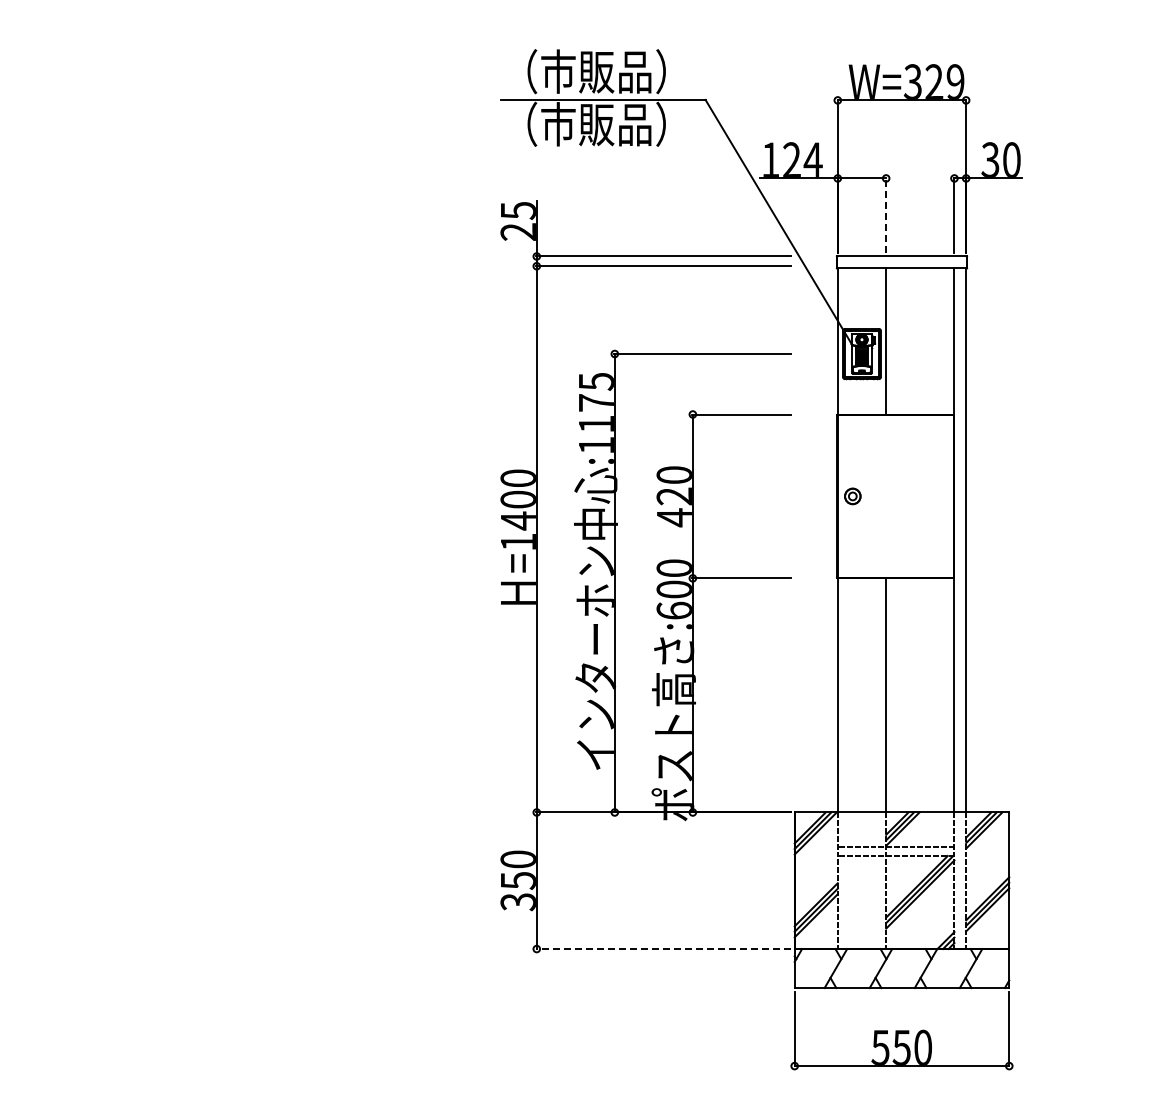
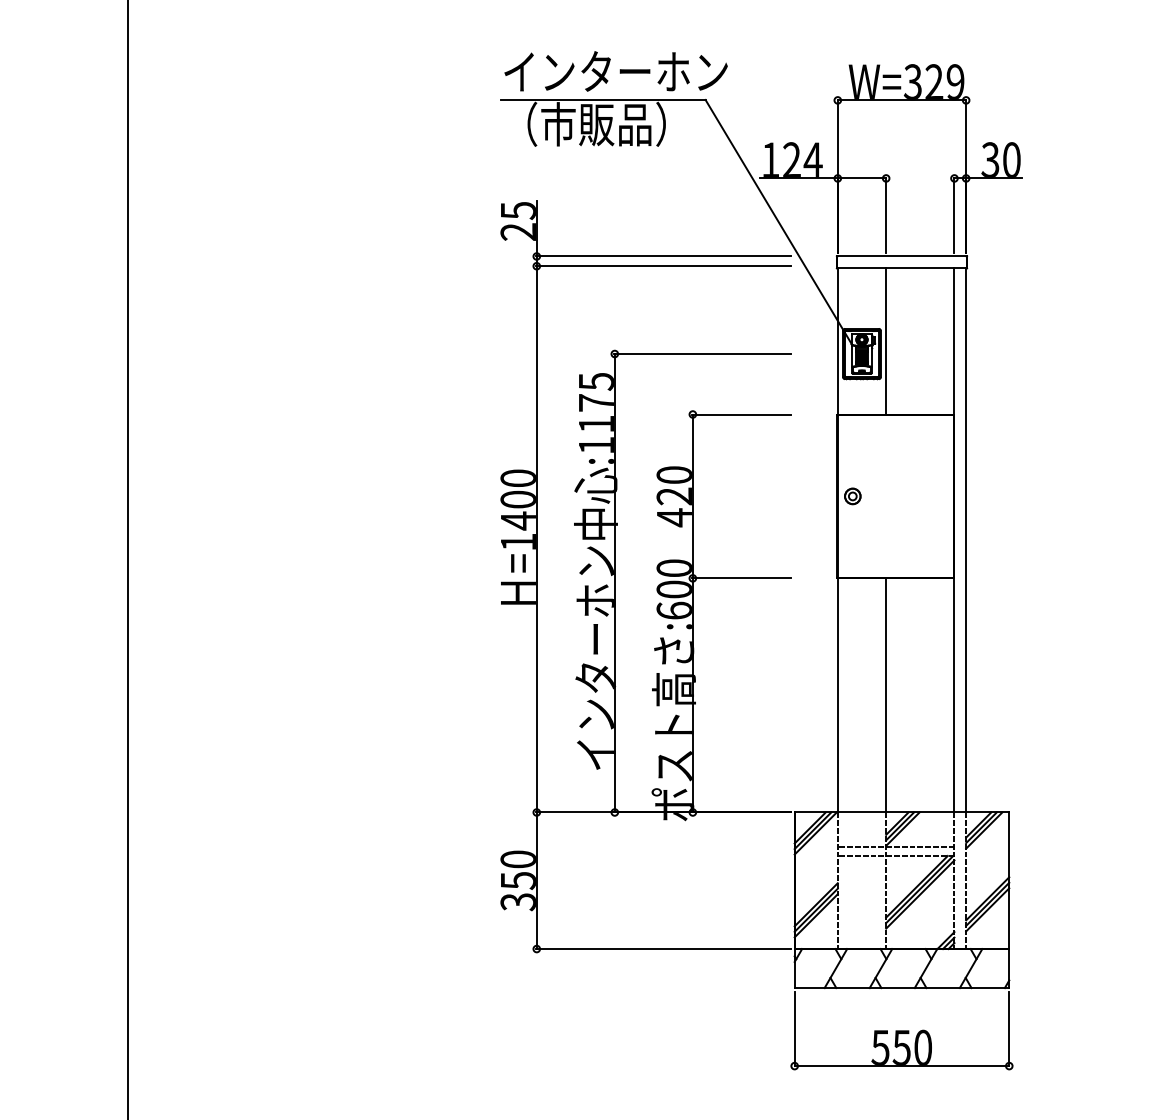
text: （市販品） -> インターホン (615, 71)
line: dashed -> solid (886, 214)
line: none -> present (128, 559)
line: dashed -> solid (663, 949)
